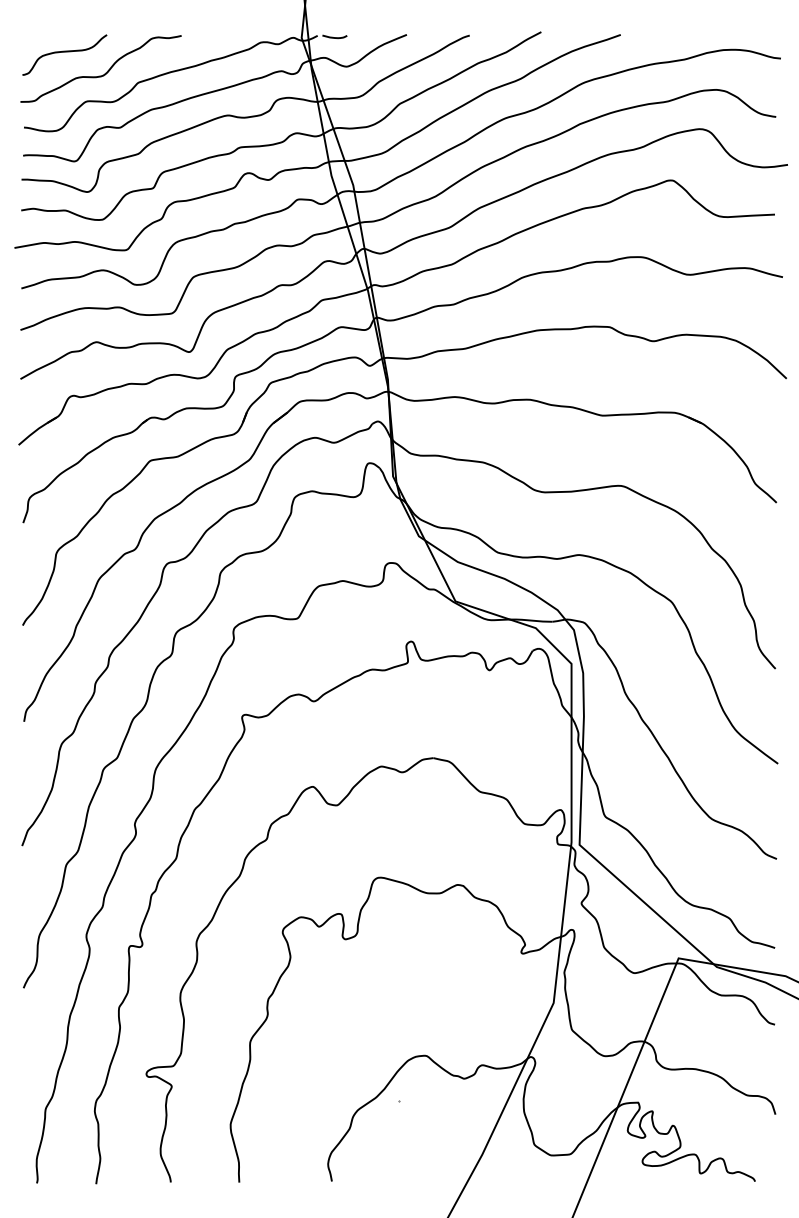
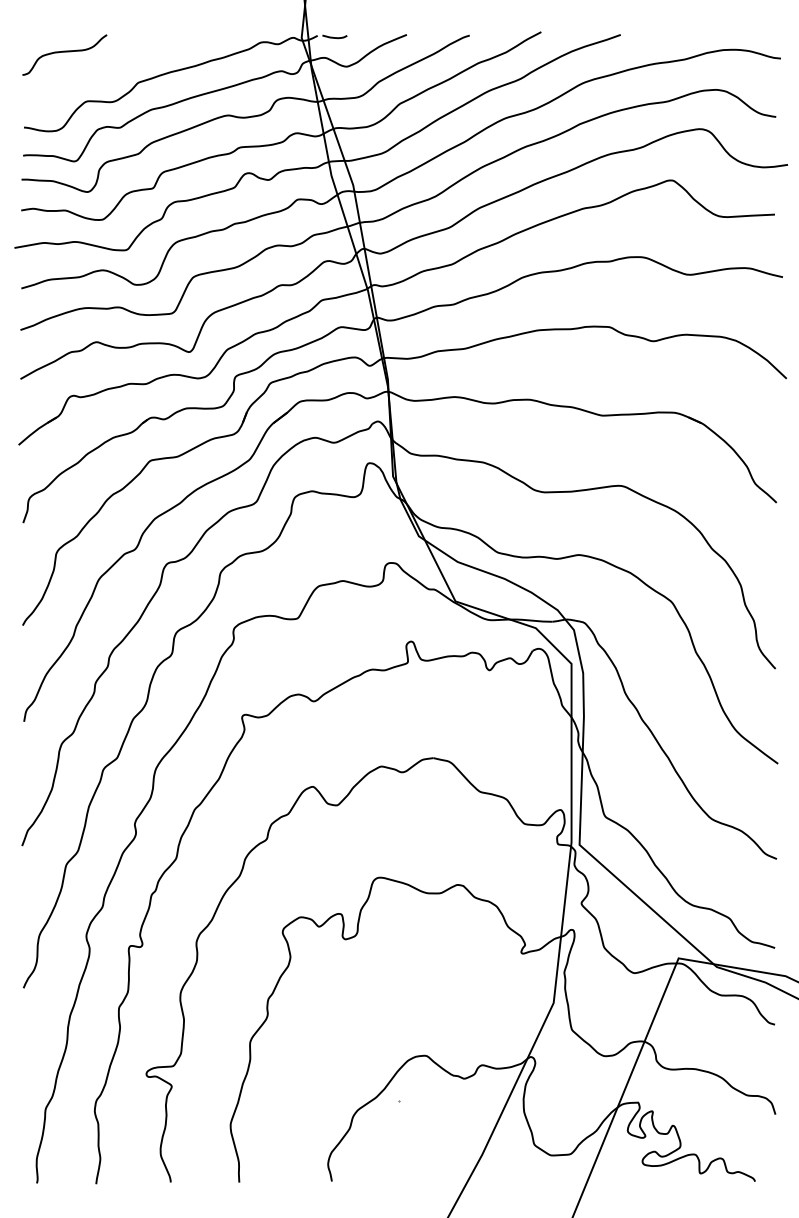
curve: present -> none (105, 72)
